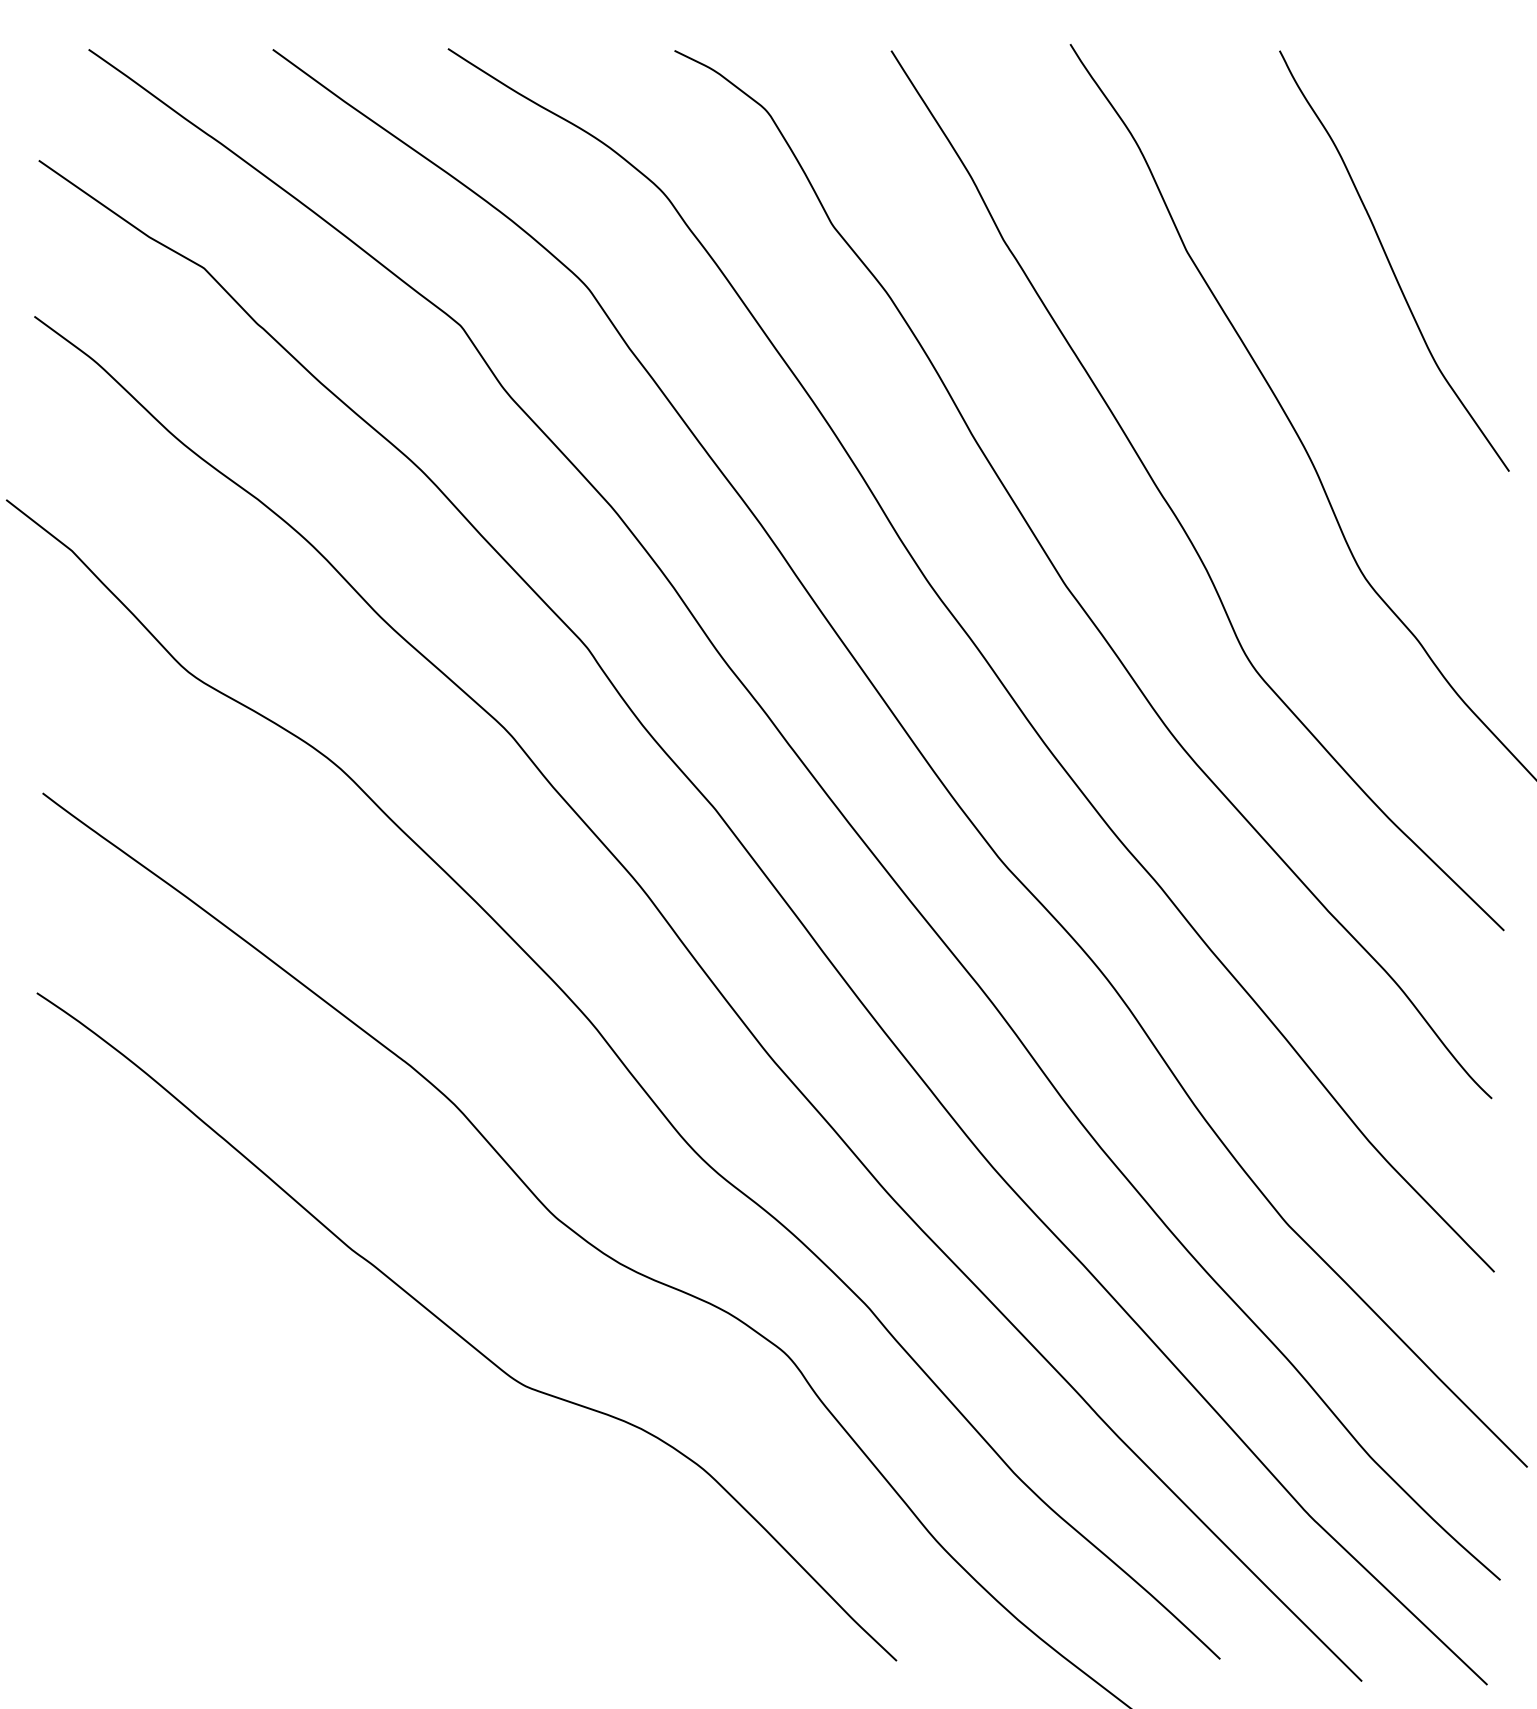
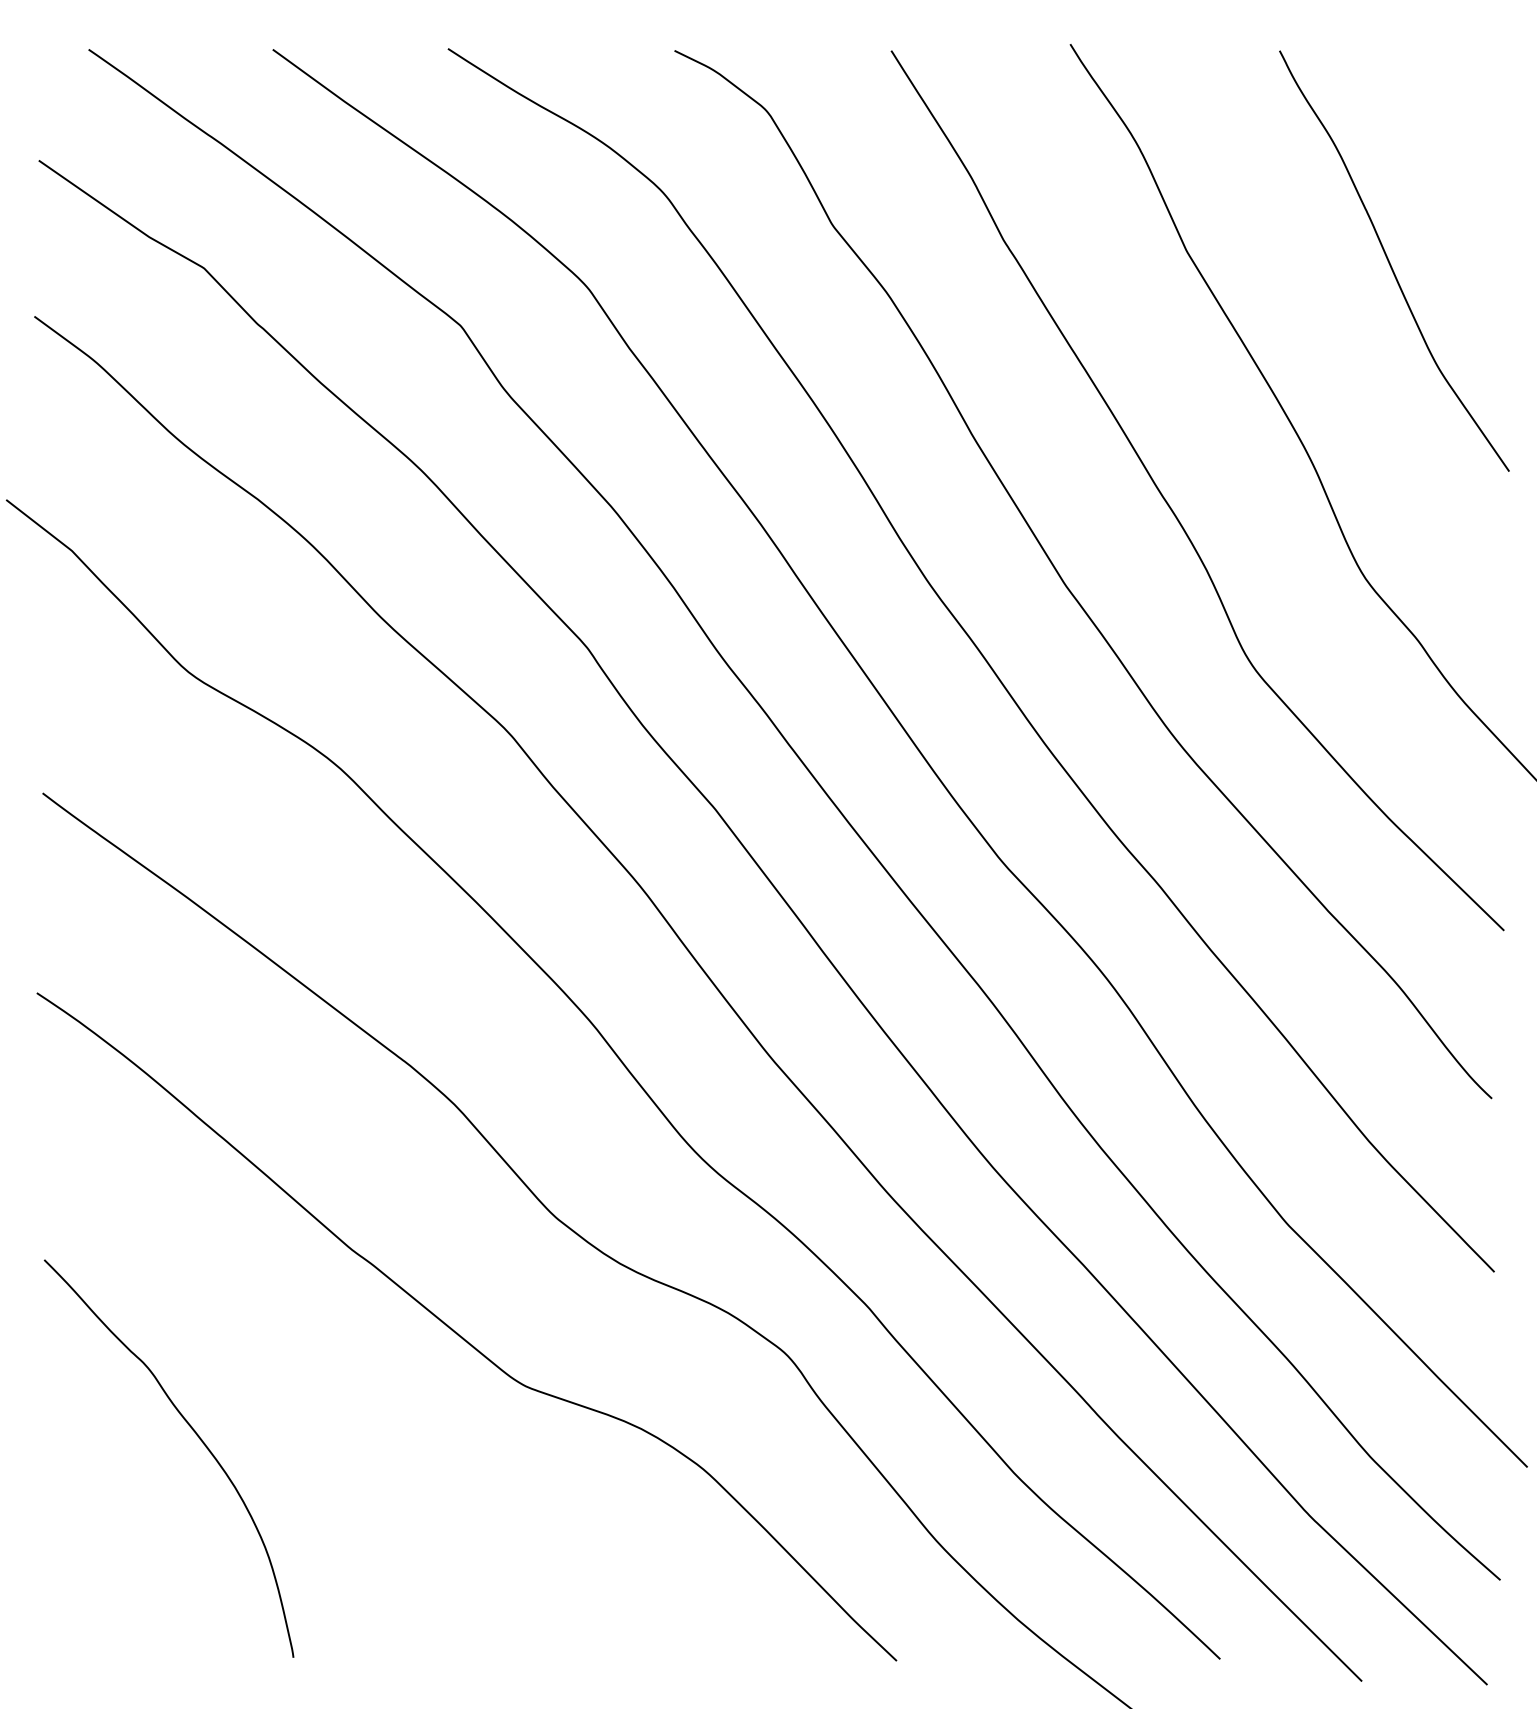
curve: none -> present (195, 1434)
